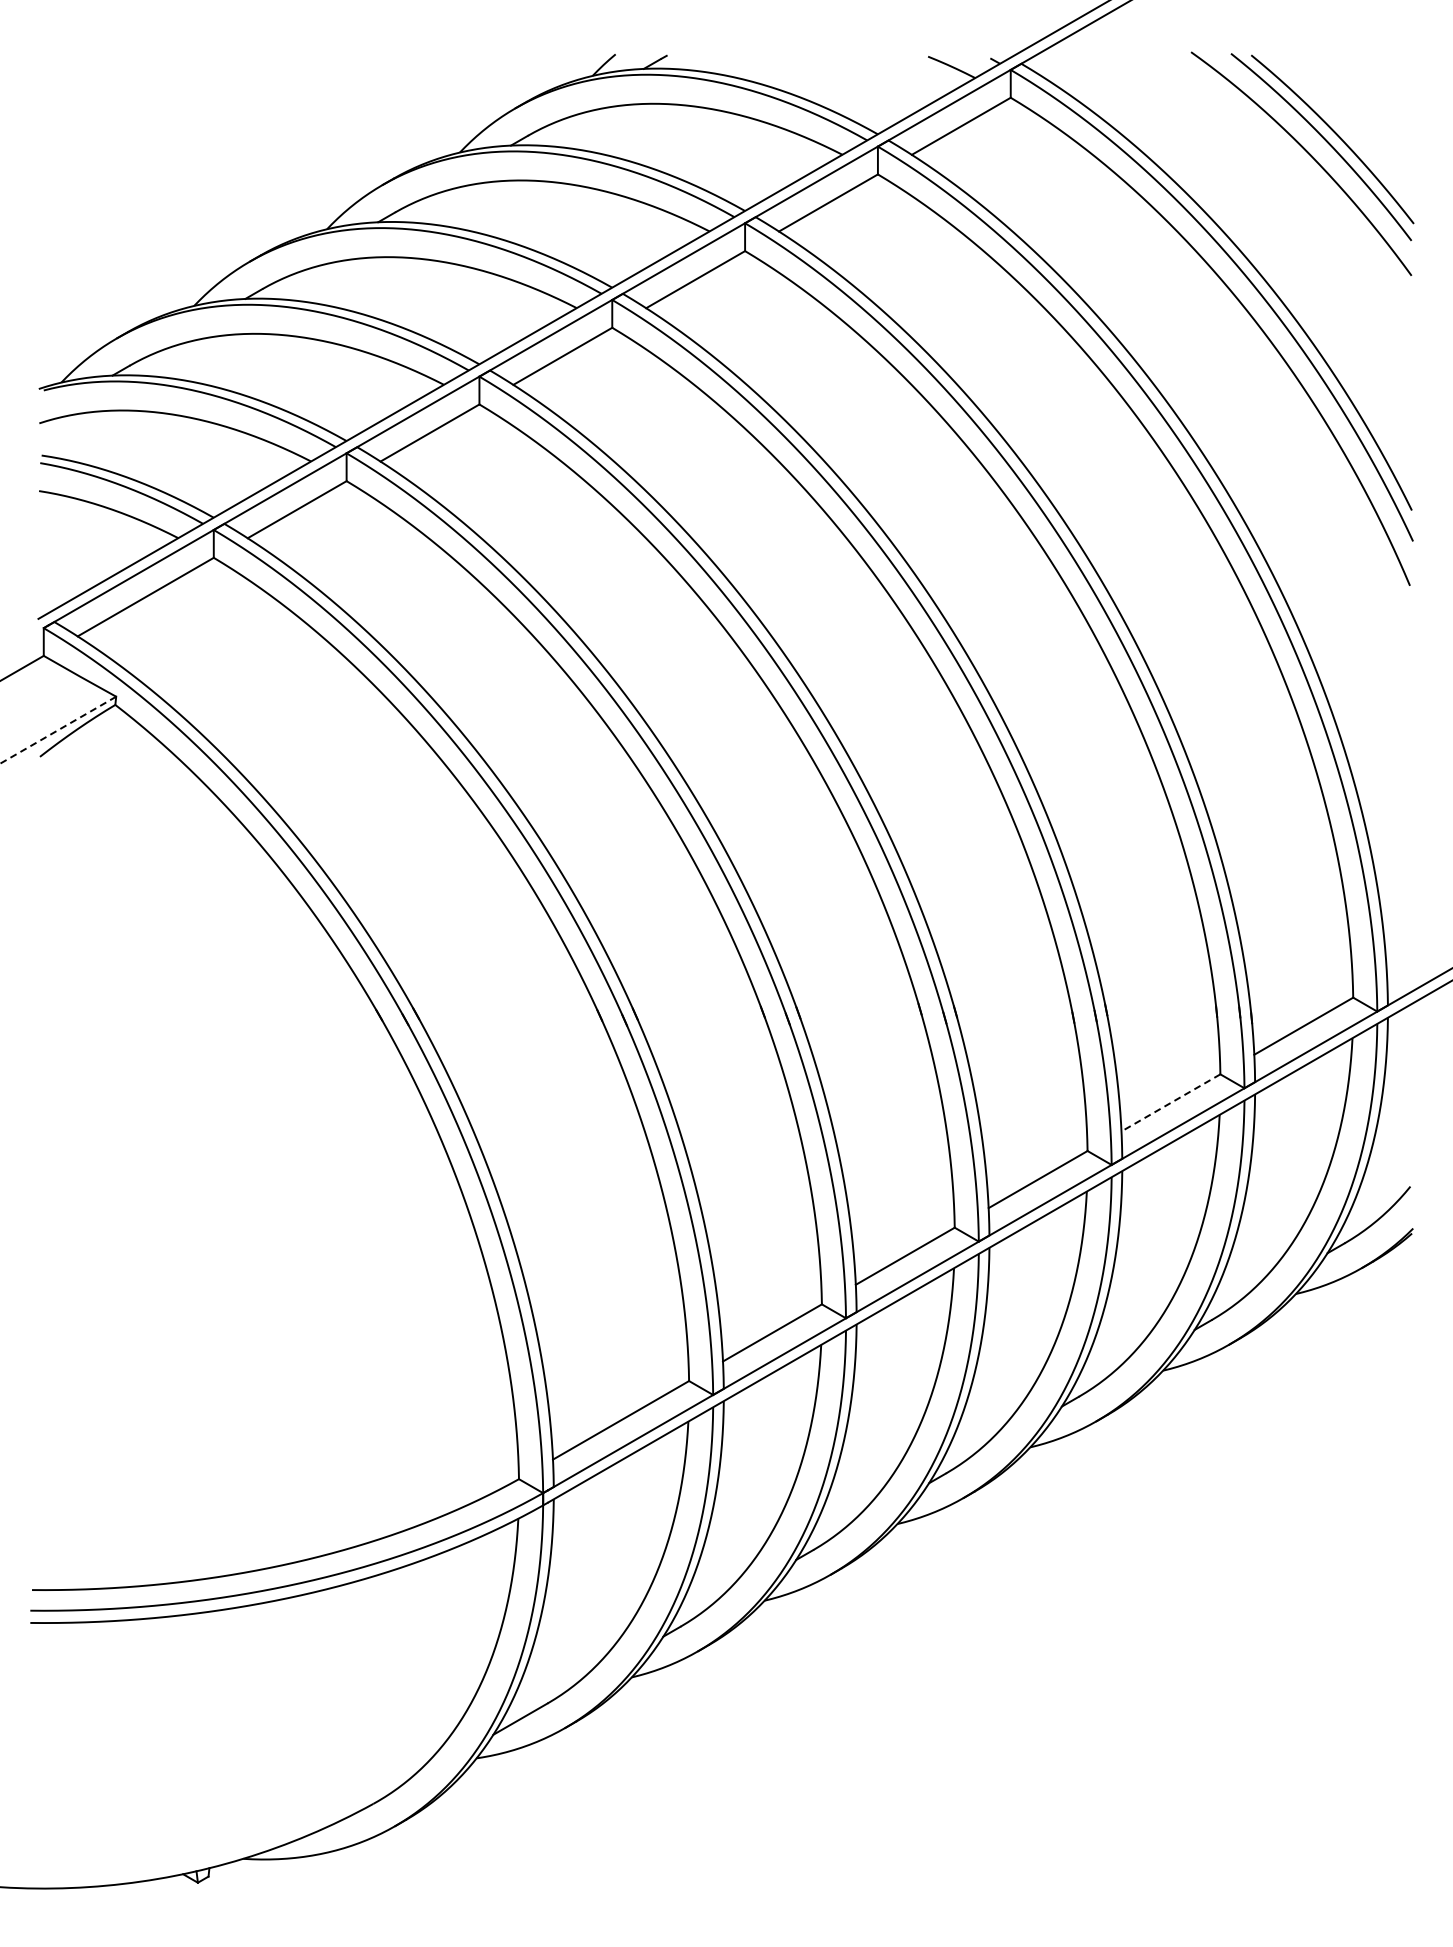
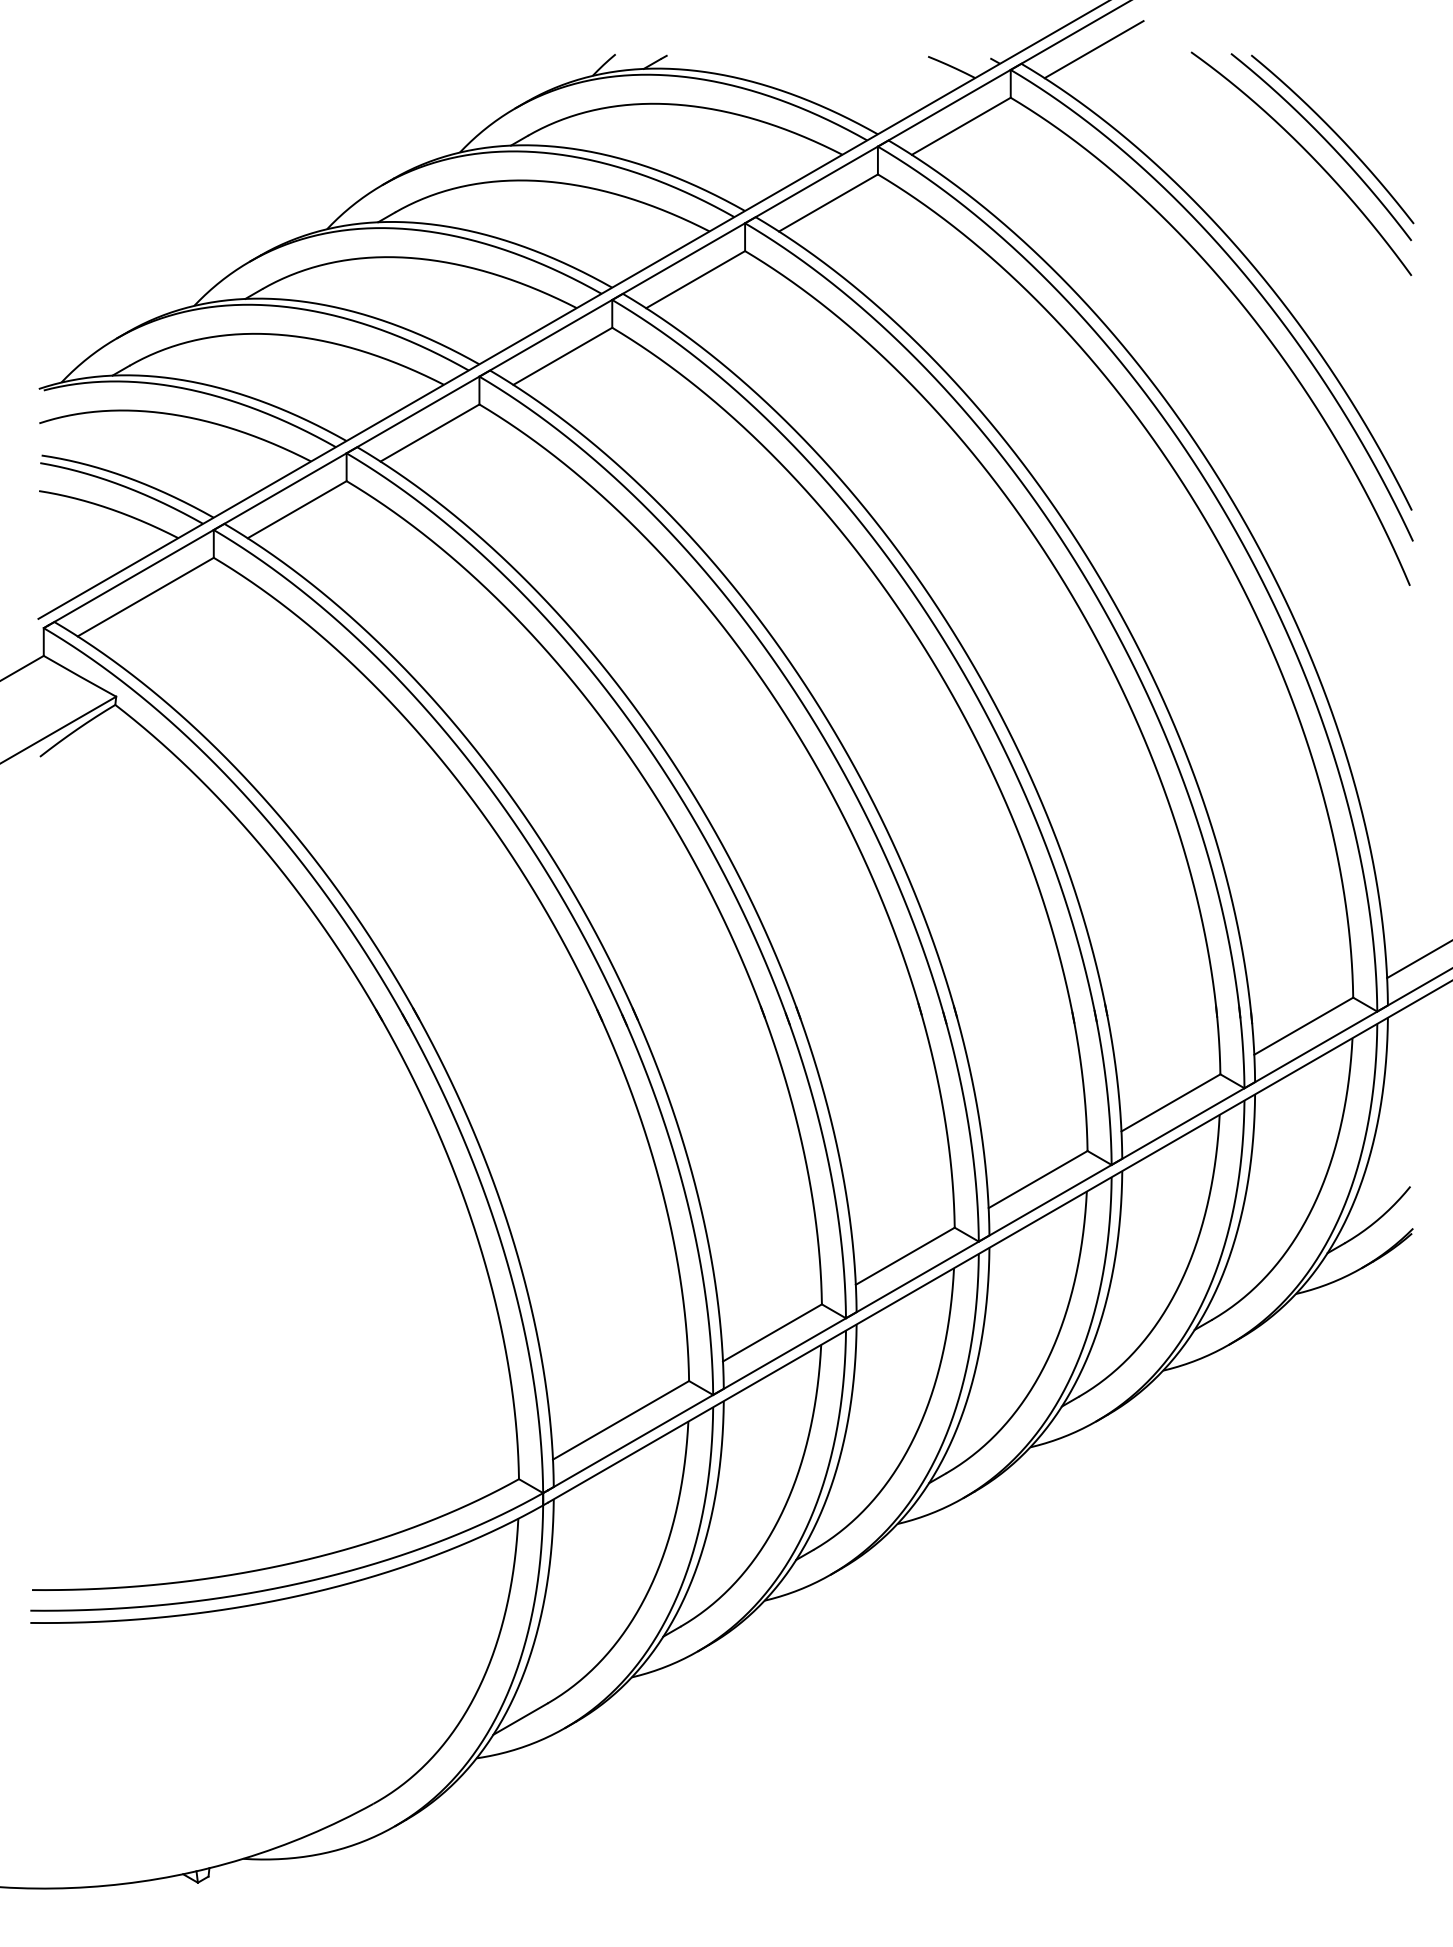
line: none -> present (1093, 49)
line: dashed -> solid (58, 730)
line: none -> present (1418, 960)
line: dashed -> solid (1170, 1103)
